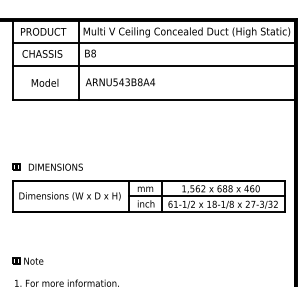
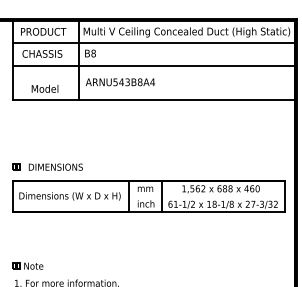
text position: (44, 82) -> (44, 88) (44, 88)
line: present -> none (206, 196)
part position: (27, 260) -> (27, 265) (27, 265)
